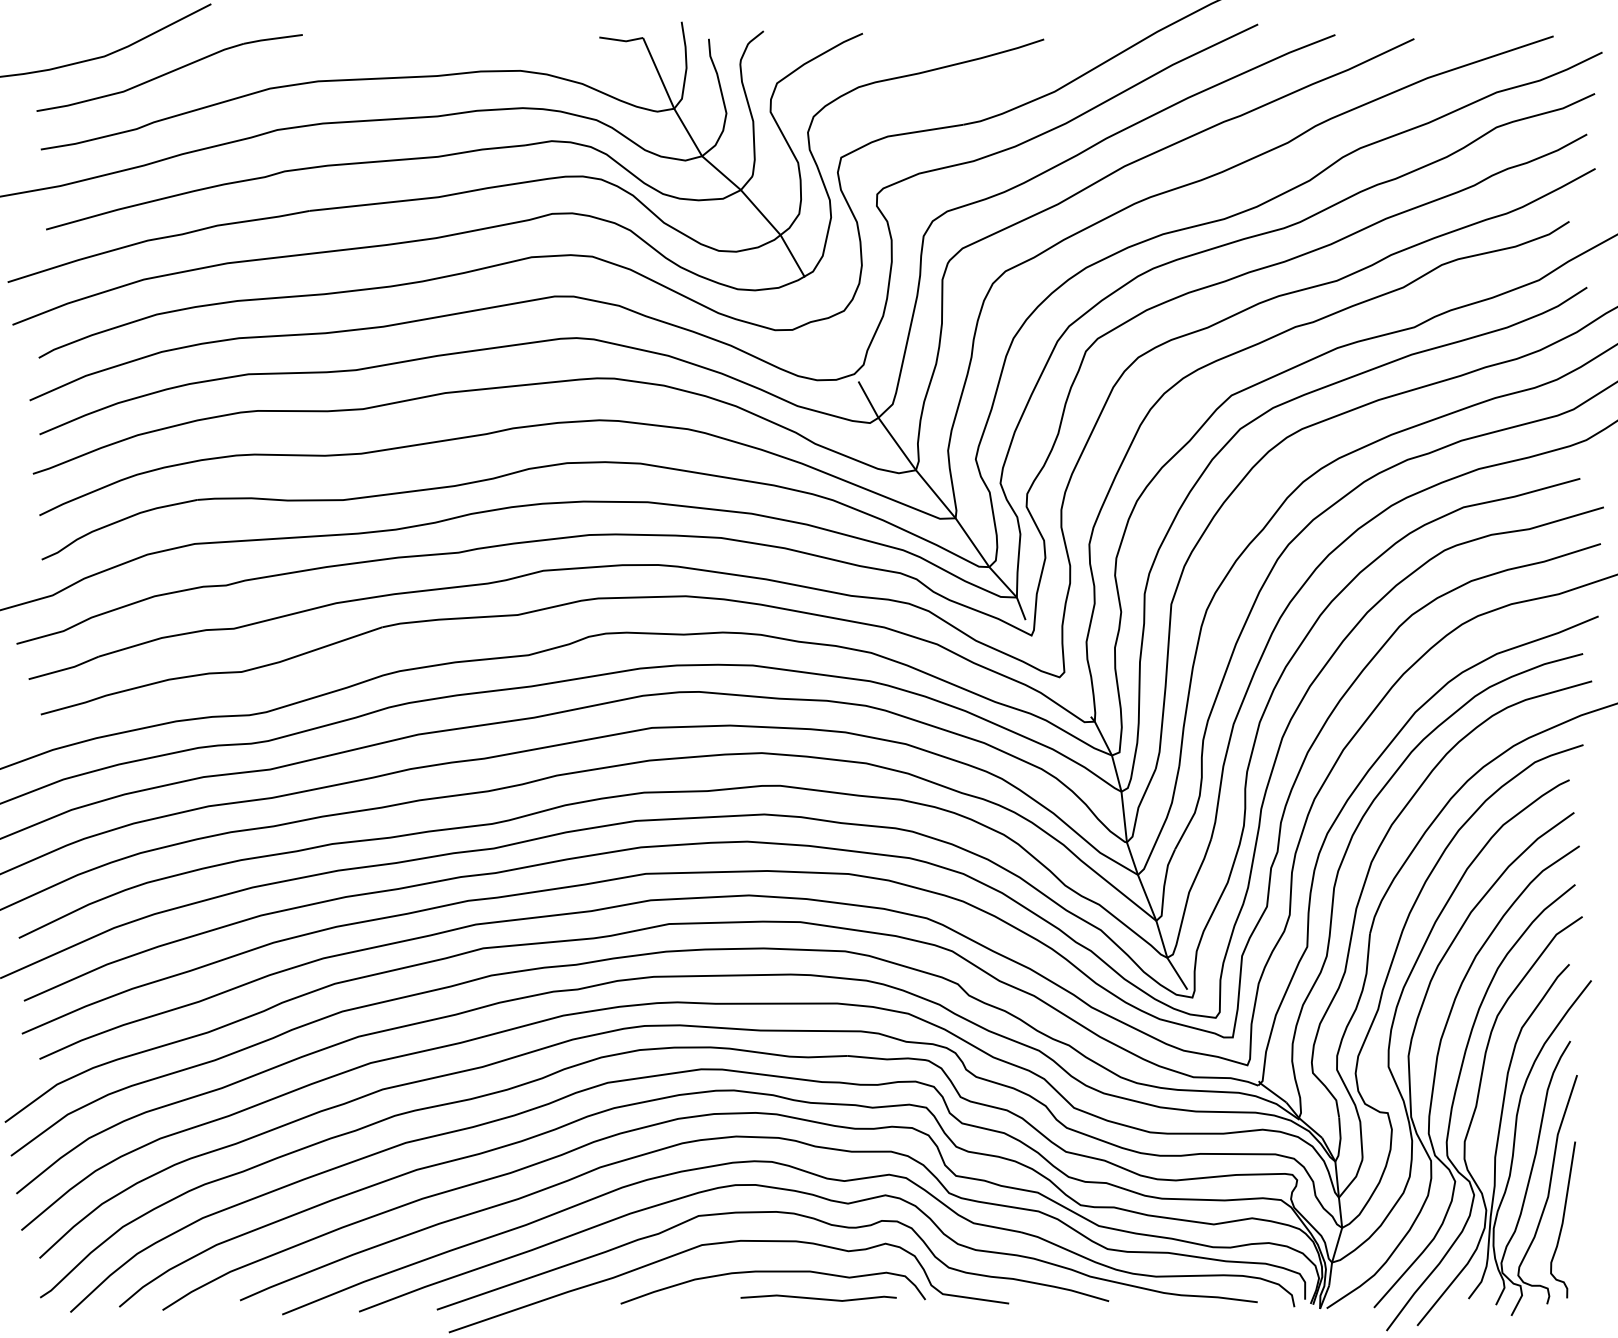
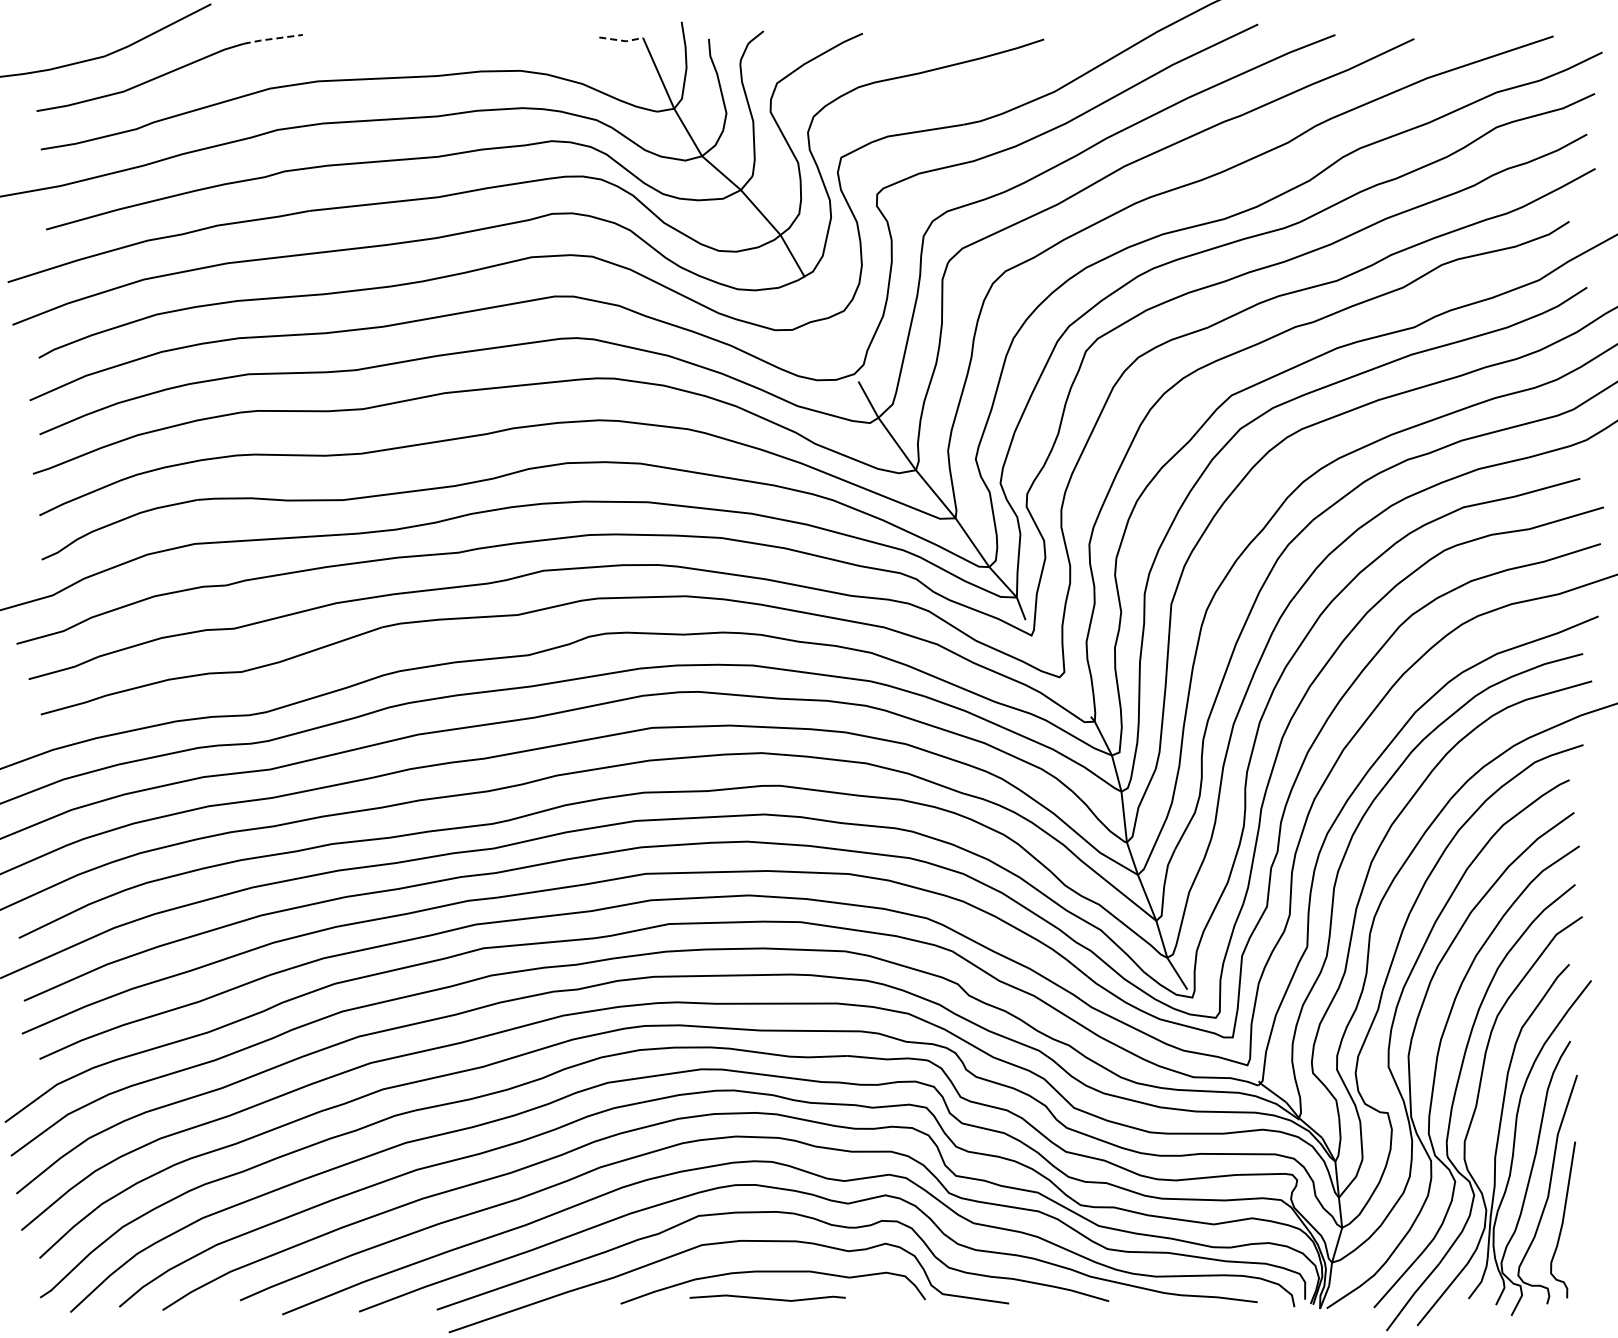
line: solid -> dashed (272, 38)
line: solid -> dashed (622, 40)
line position: (818, 1298) -> (767, 1298) (767, 1298)
